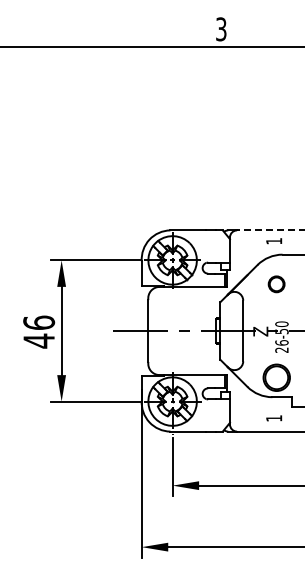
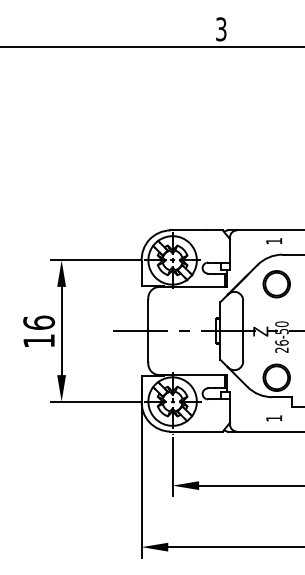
line: dashed -> solid (271, 230)
part size: 19x19 px -> 29x29 px (276, 284)
text: 46 -> 16 (38, 340)
